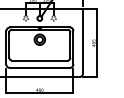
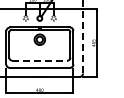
line: solid -> dashed (83, 41)
line: solid -> dashed (39, 60)
